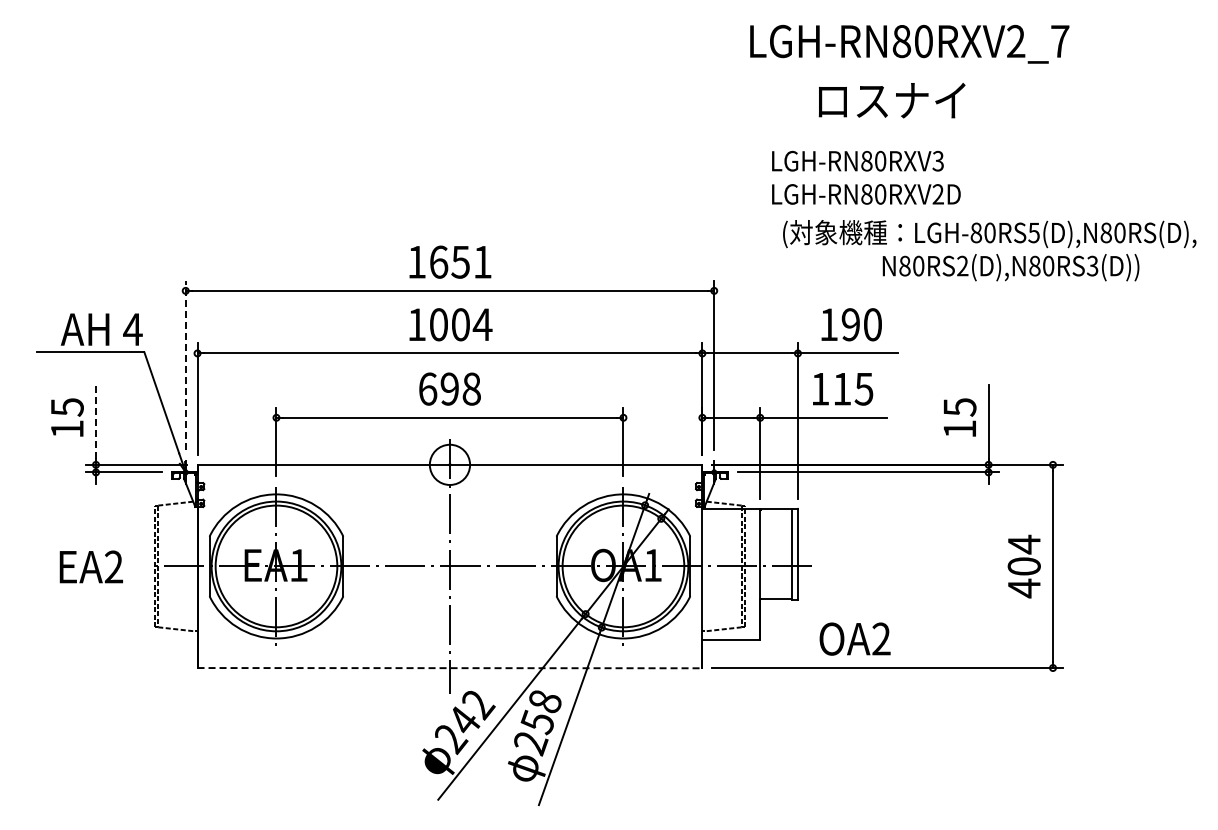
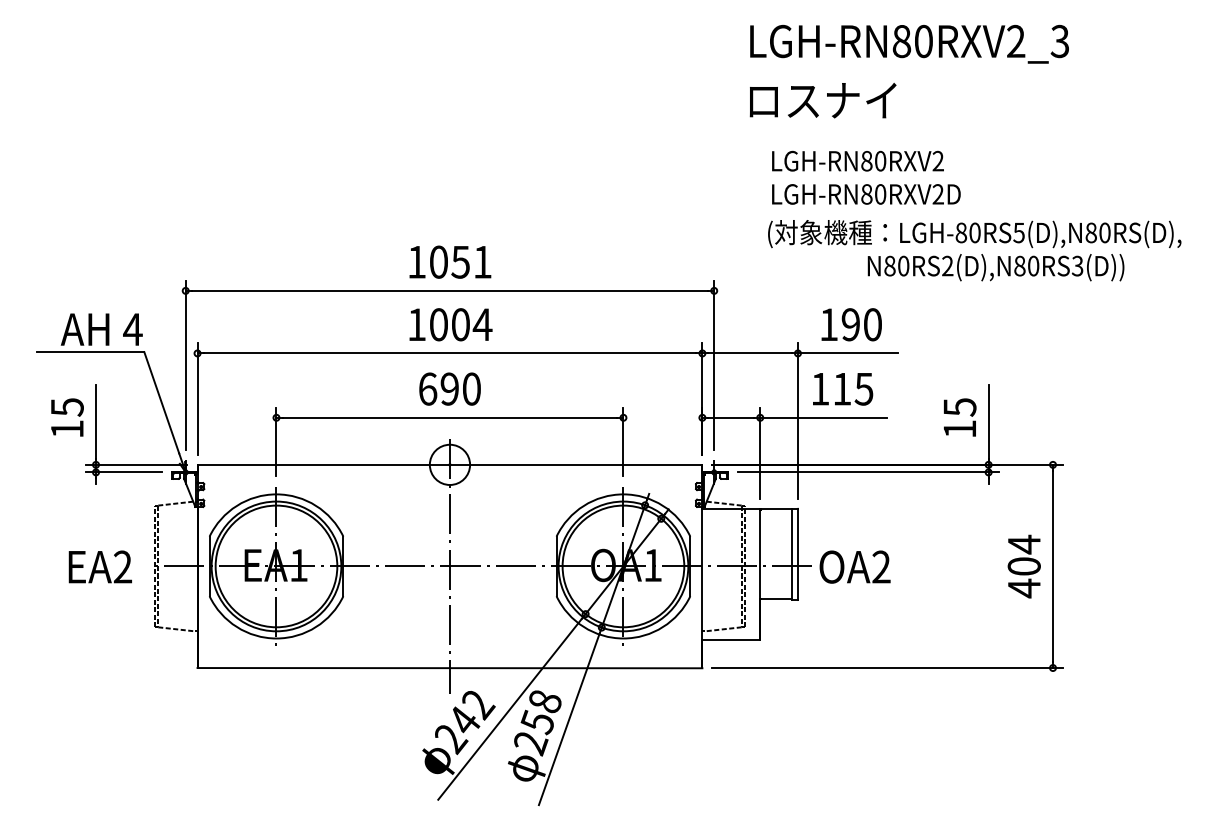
text: LGH-RN80RXV2_7 -> LGH-RN80RXV2_3 (1059, 41)
text position: (891, 100) -> (822, 100) (822, 100)
text: LGH-RN80RXV3 -> LGH-RN80RXV2 (937, 161)
text position: (989, 250) -> (974, 250) (974, 250)
text: 1651 -> 1051 (439, 261)
line: dashed -> solid (185, 364)
text: 698 -> 690 (471, 388)
line: dashed -> solid (96, 421)
text position: (90, 566) -> (99, 566) (99, 566)
text position: (854, 638) -> (854, 566) (854, 566)
line: dashed -> solid (450, 668)
